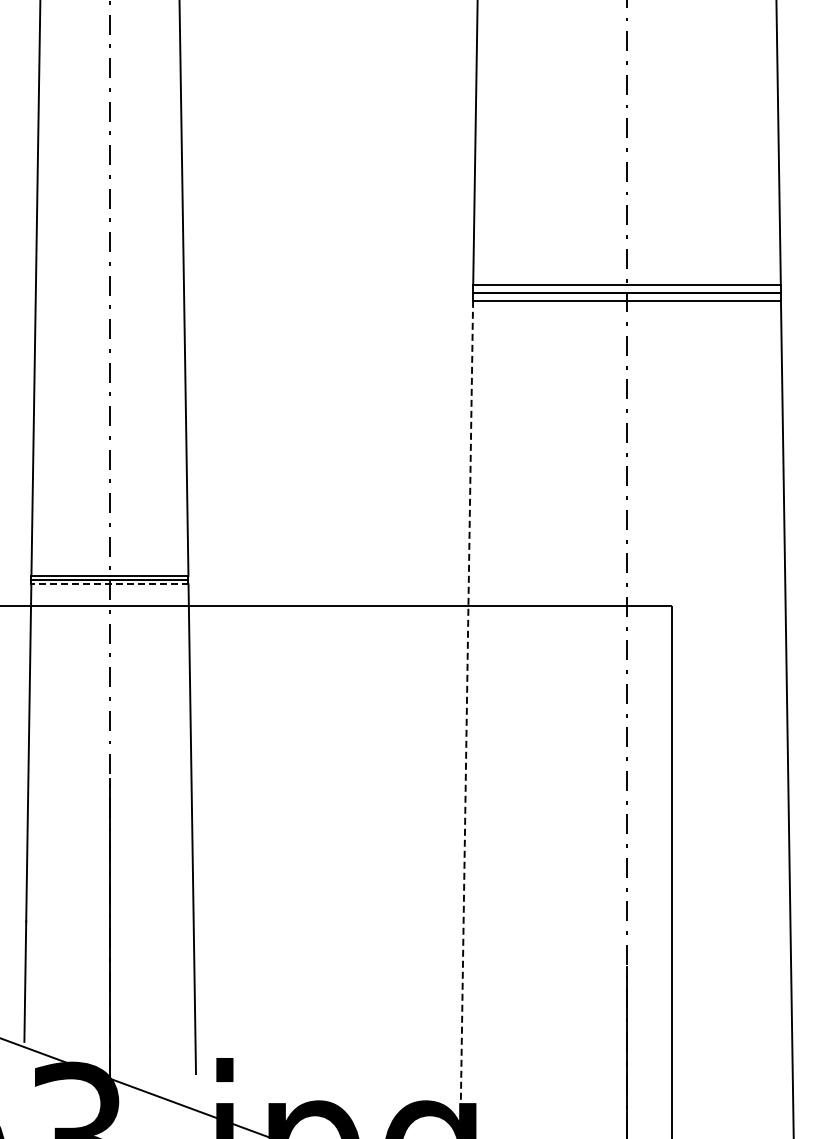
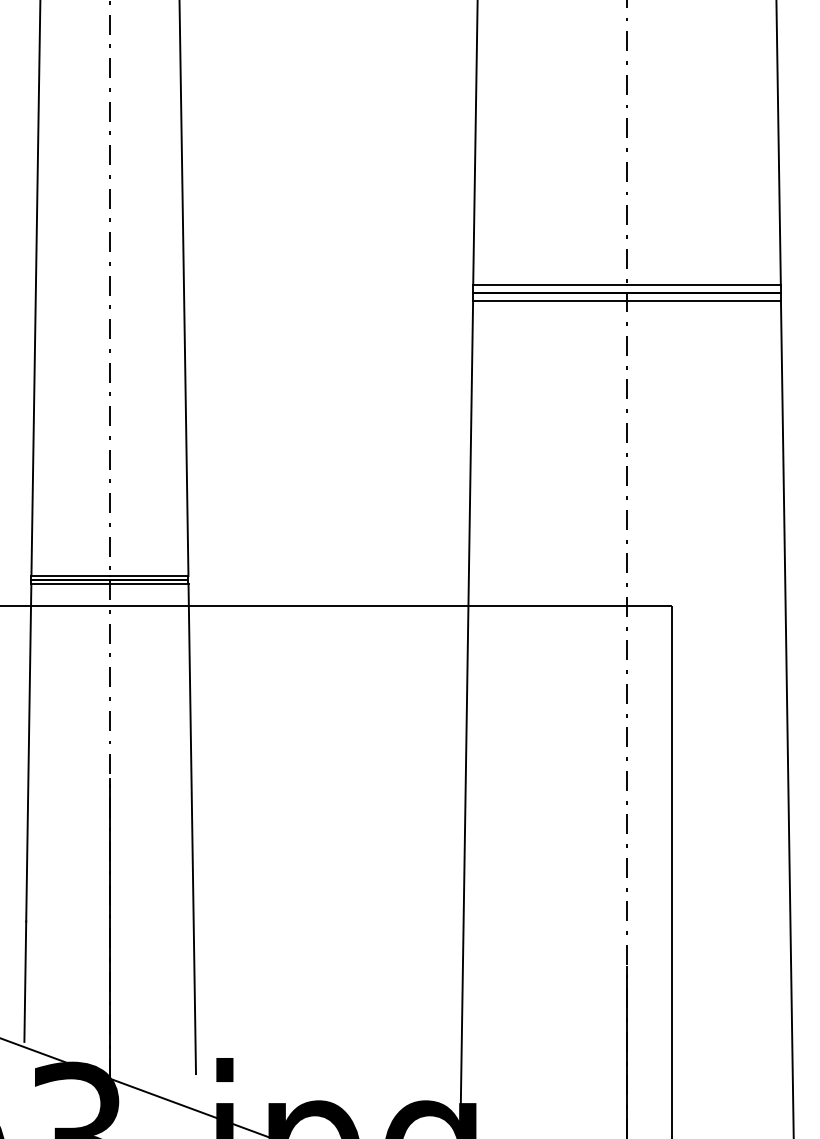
line: dashed -> solid (109, 584)
line: dashed -> solid (466, 719)
